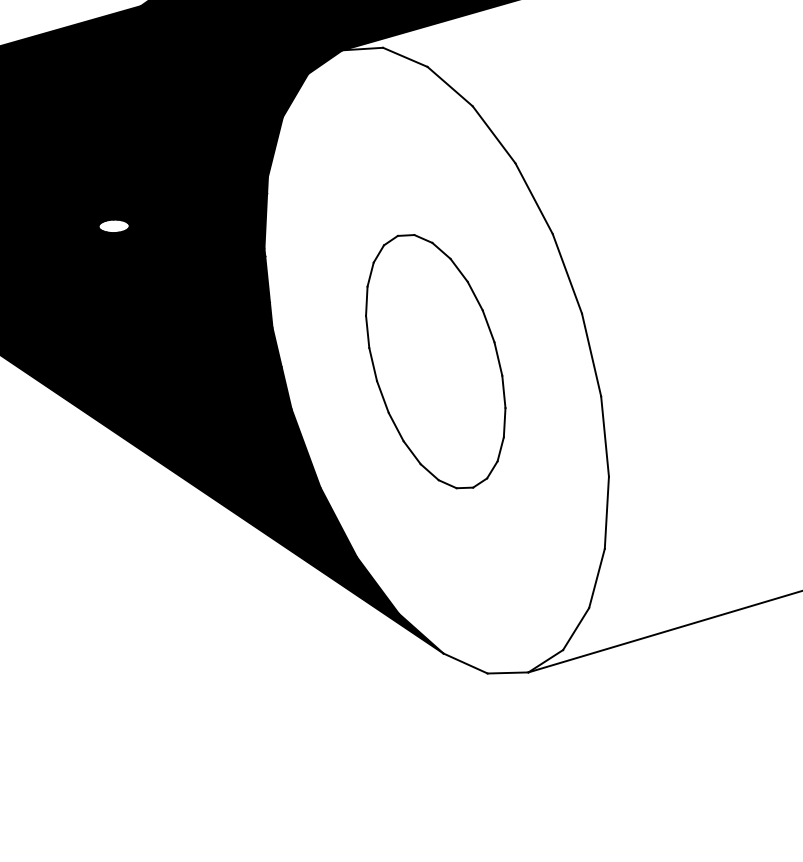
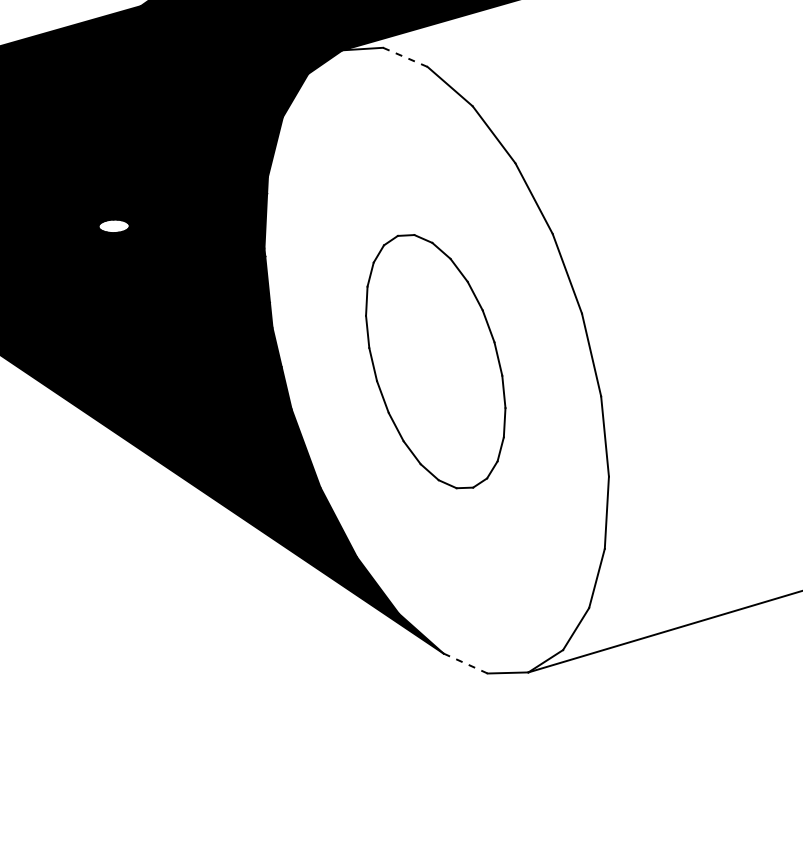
line: solid -> dashed (405, 57)
line: solid -> dashed (465, 663)
